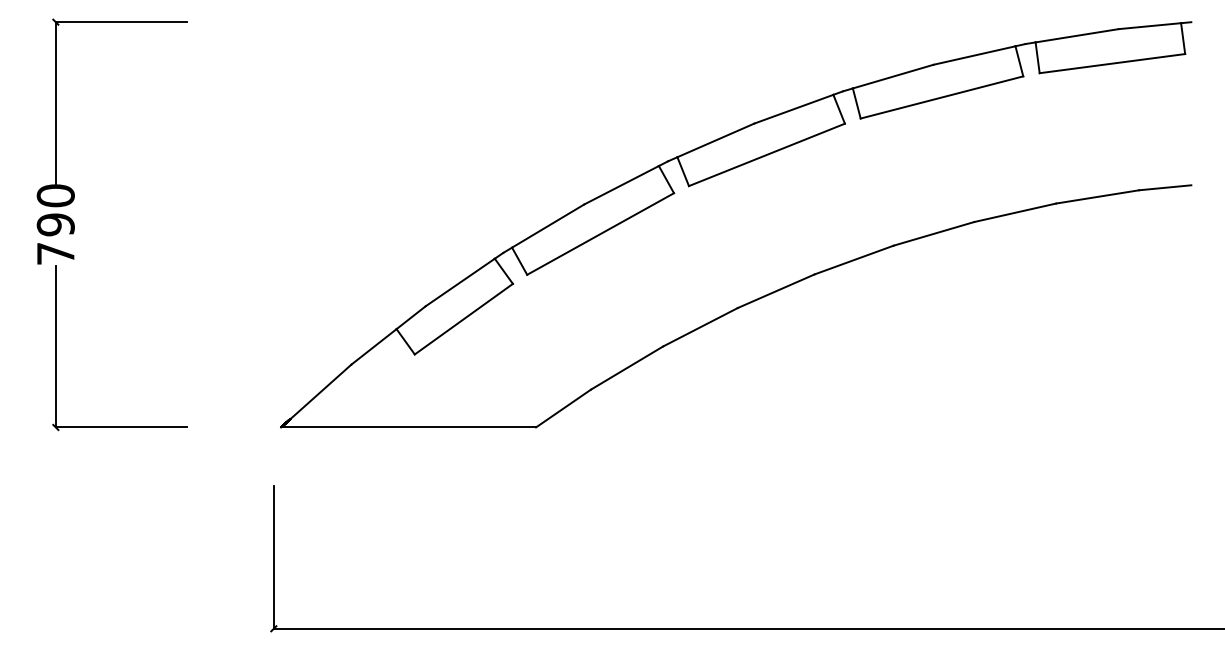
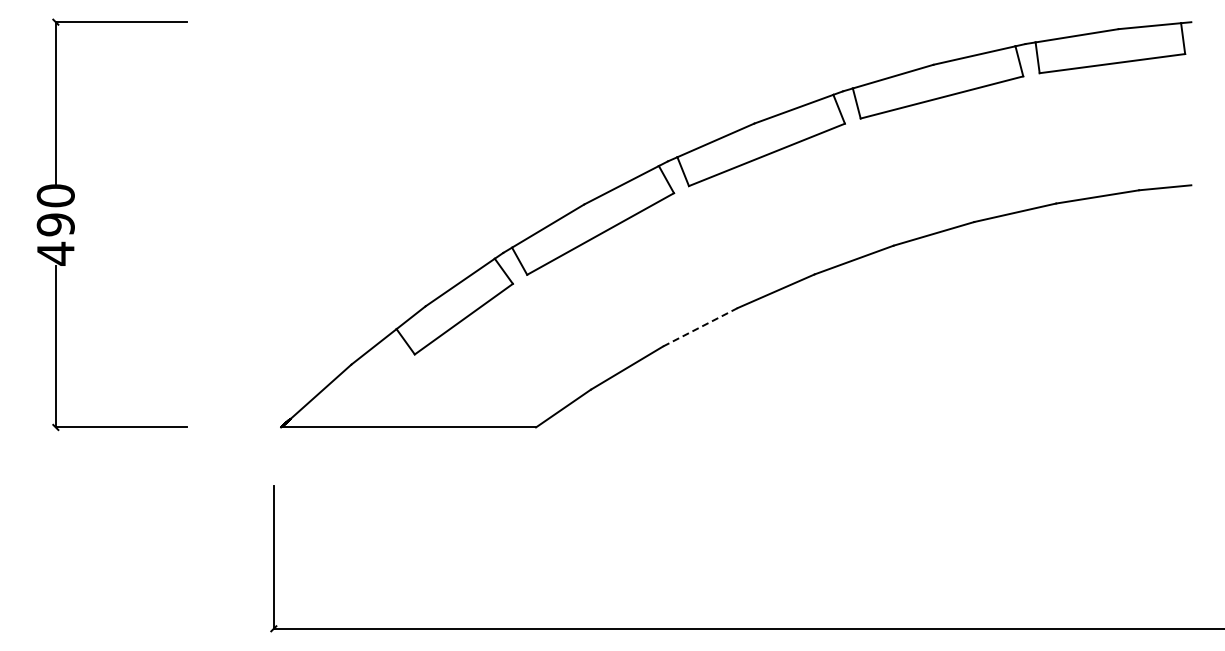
text: 790 -> 490 (55, 253)
line: solid -> dashed (700, 327)
